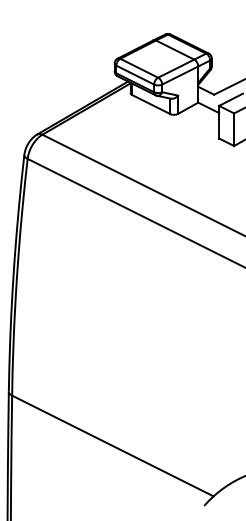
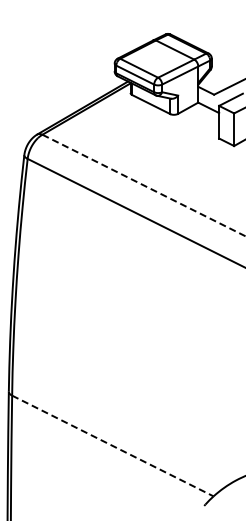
line: solid -> dashed (144, 185)
line: solid -> dashed (112, 446)
